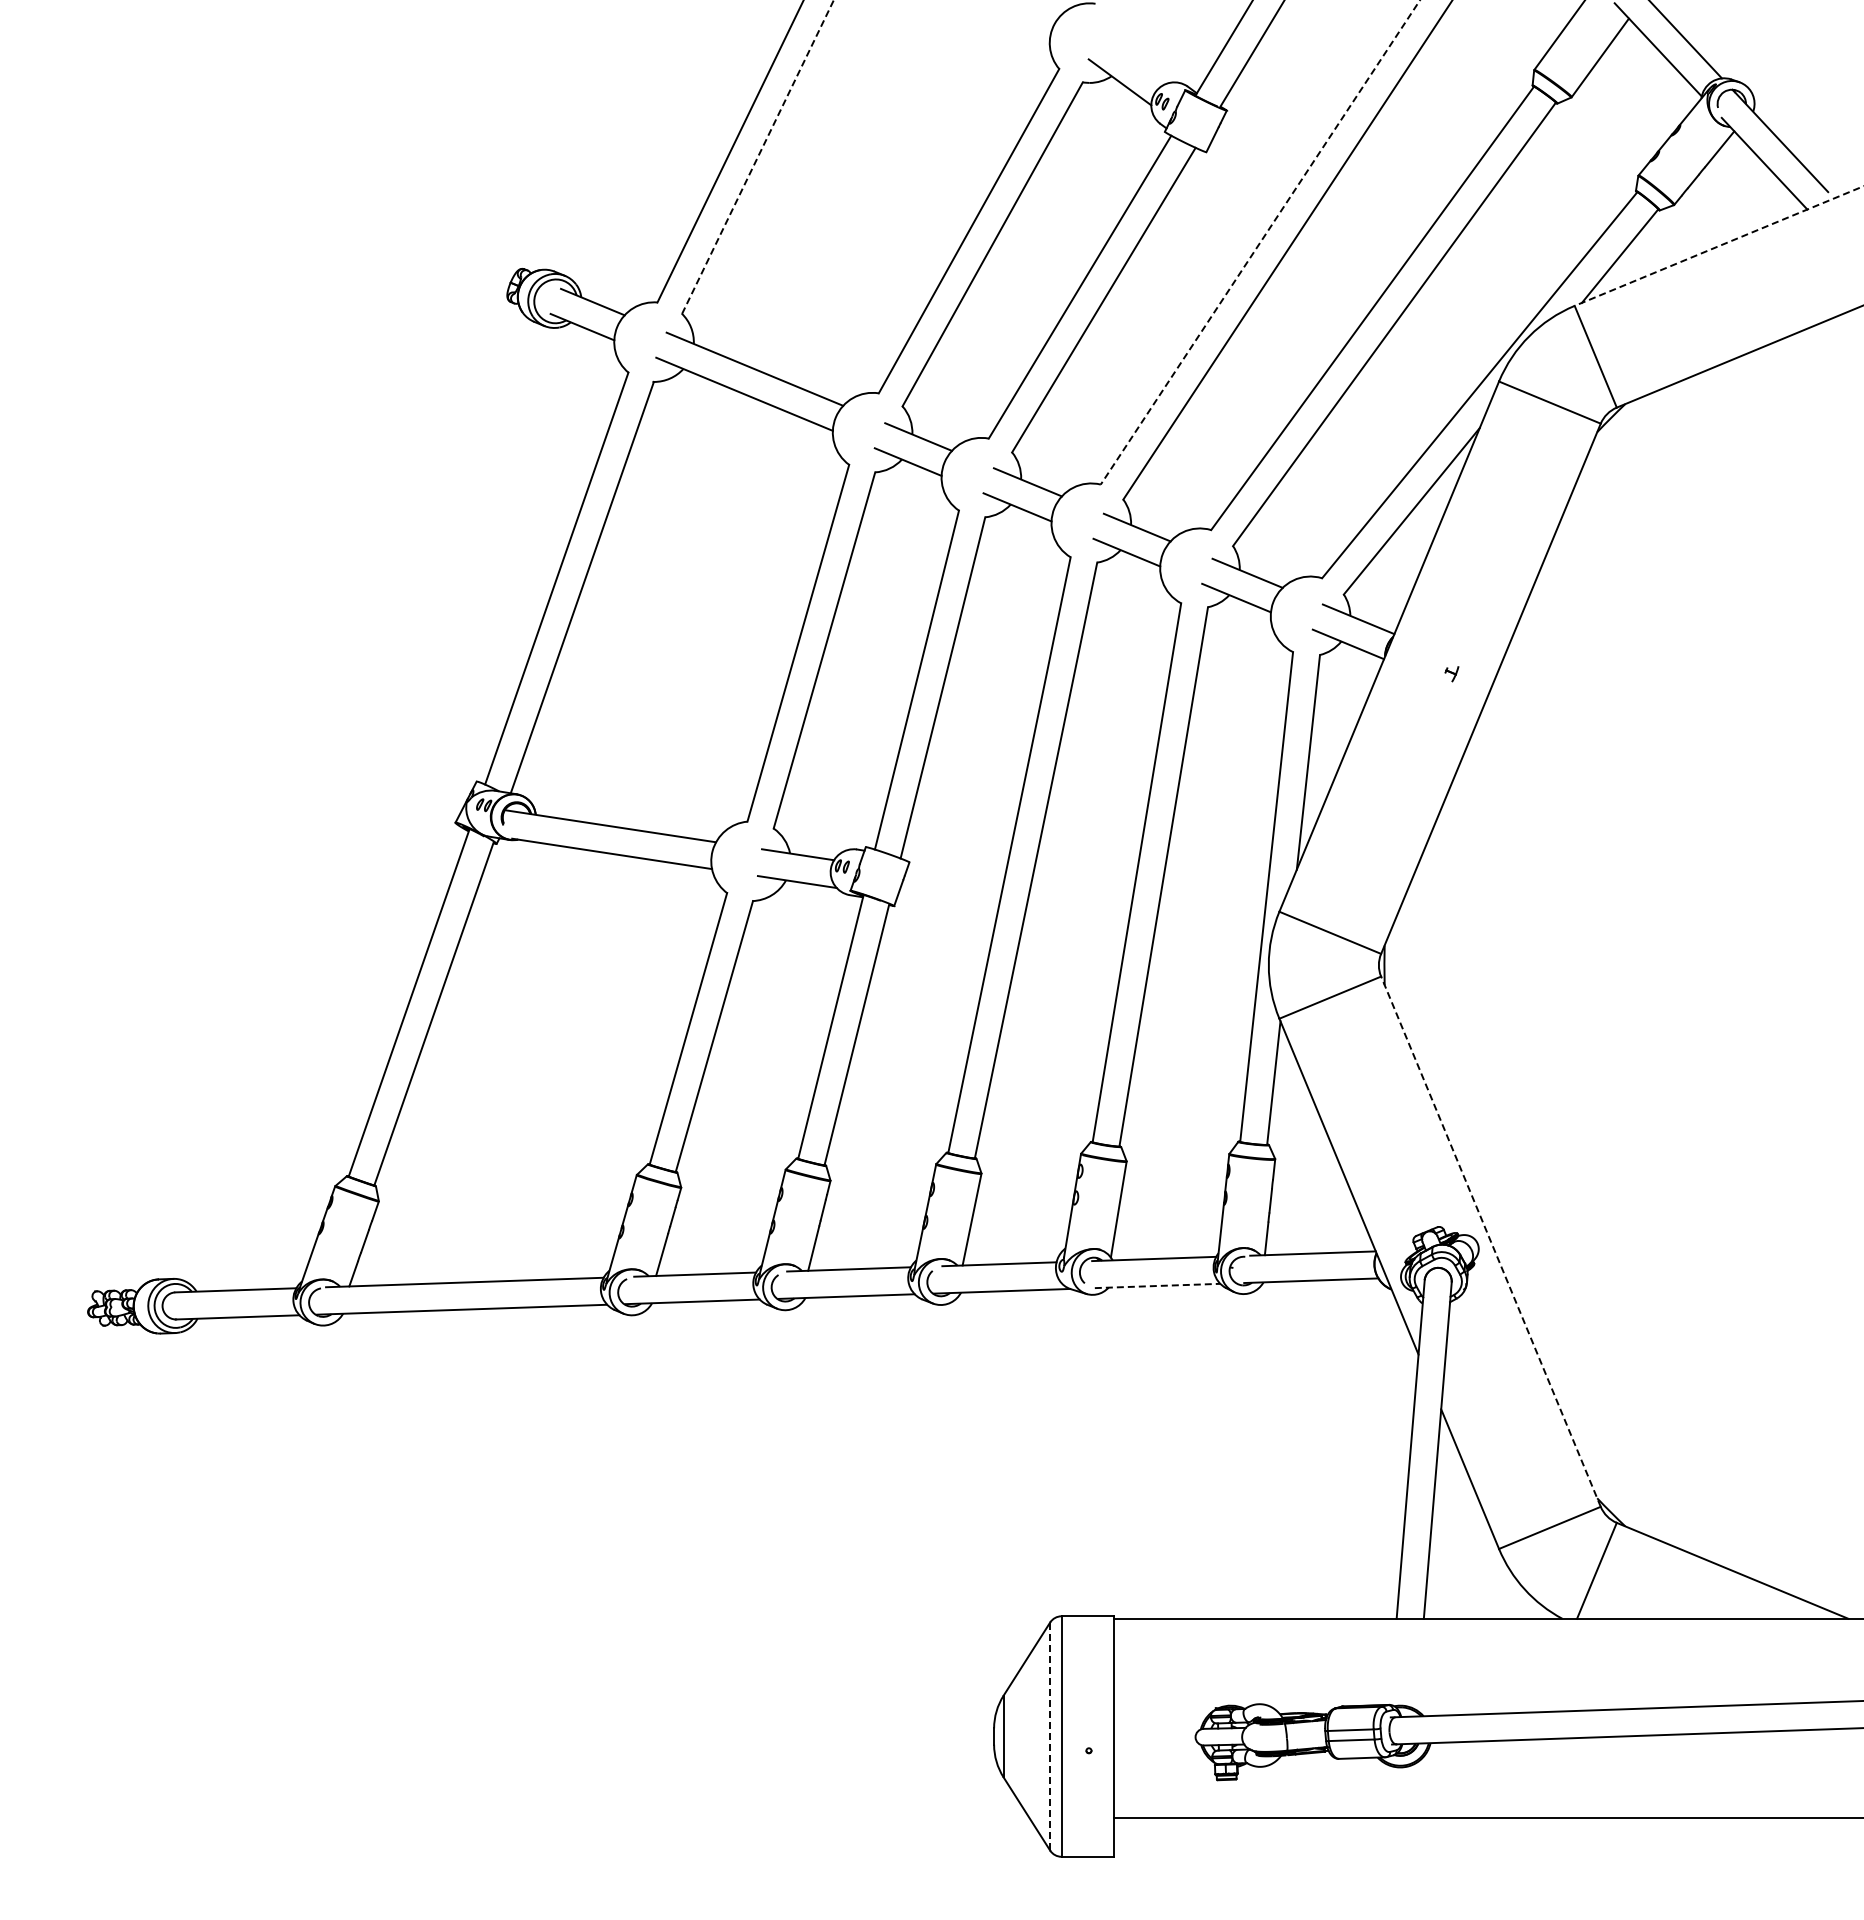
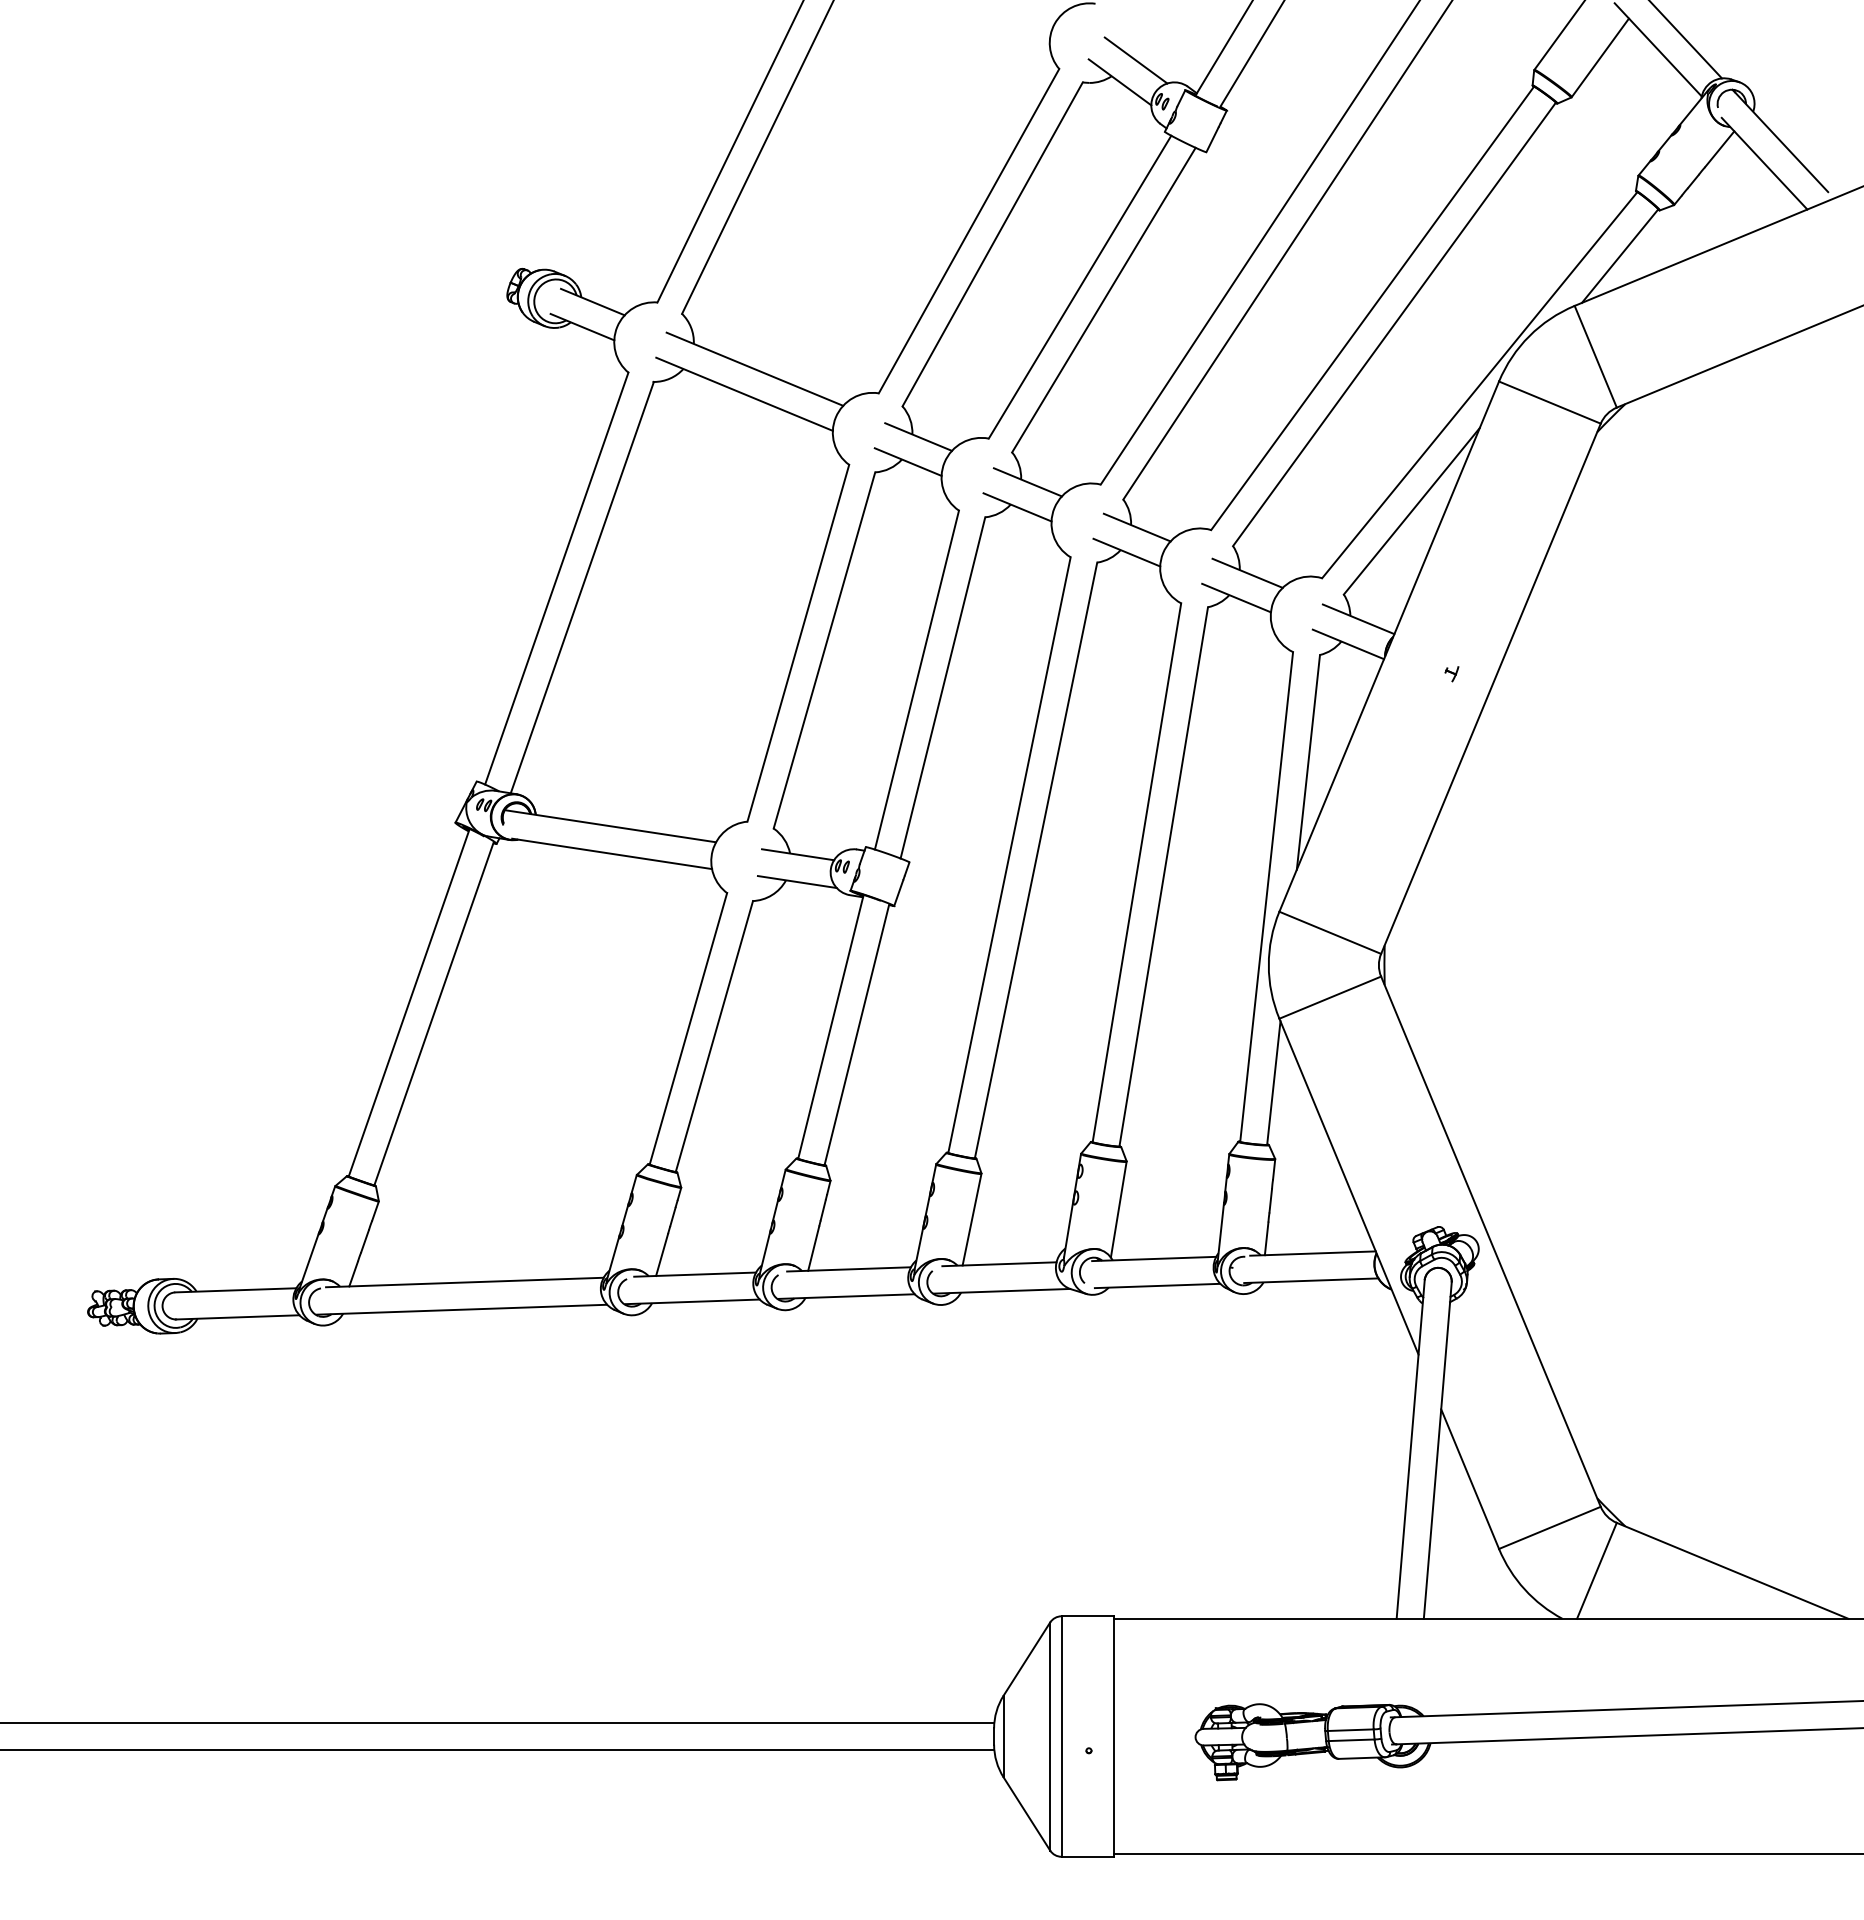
line: none -> present (1135, 60)
line: dashed -> solid (757, 157)
line: dashed -> solid (1260, 242)
line: dashed -> solid (1718, 246)
line: dashed -> solid (1490, 1241)
line: dashed -> solid (1157, 1285)
line: none -> present (498, 1723)
line: dashed -> solid (1050, 1736)
line: none -> present (498, 1750)
line position: (1487, 1818) -> (1487, 1854) (1487, 1854)
